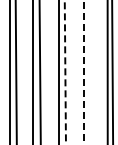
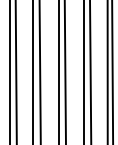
line: none -> present (90, 71)
line: dashed -> solid (65, 72)
line: dashed -> solid (83, 72)
